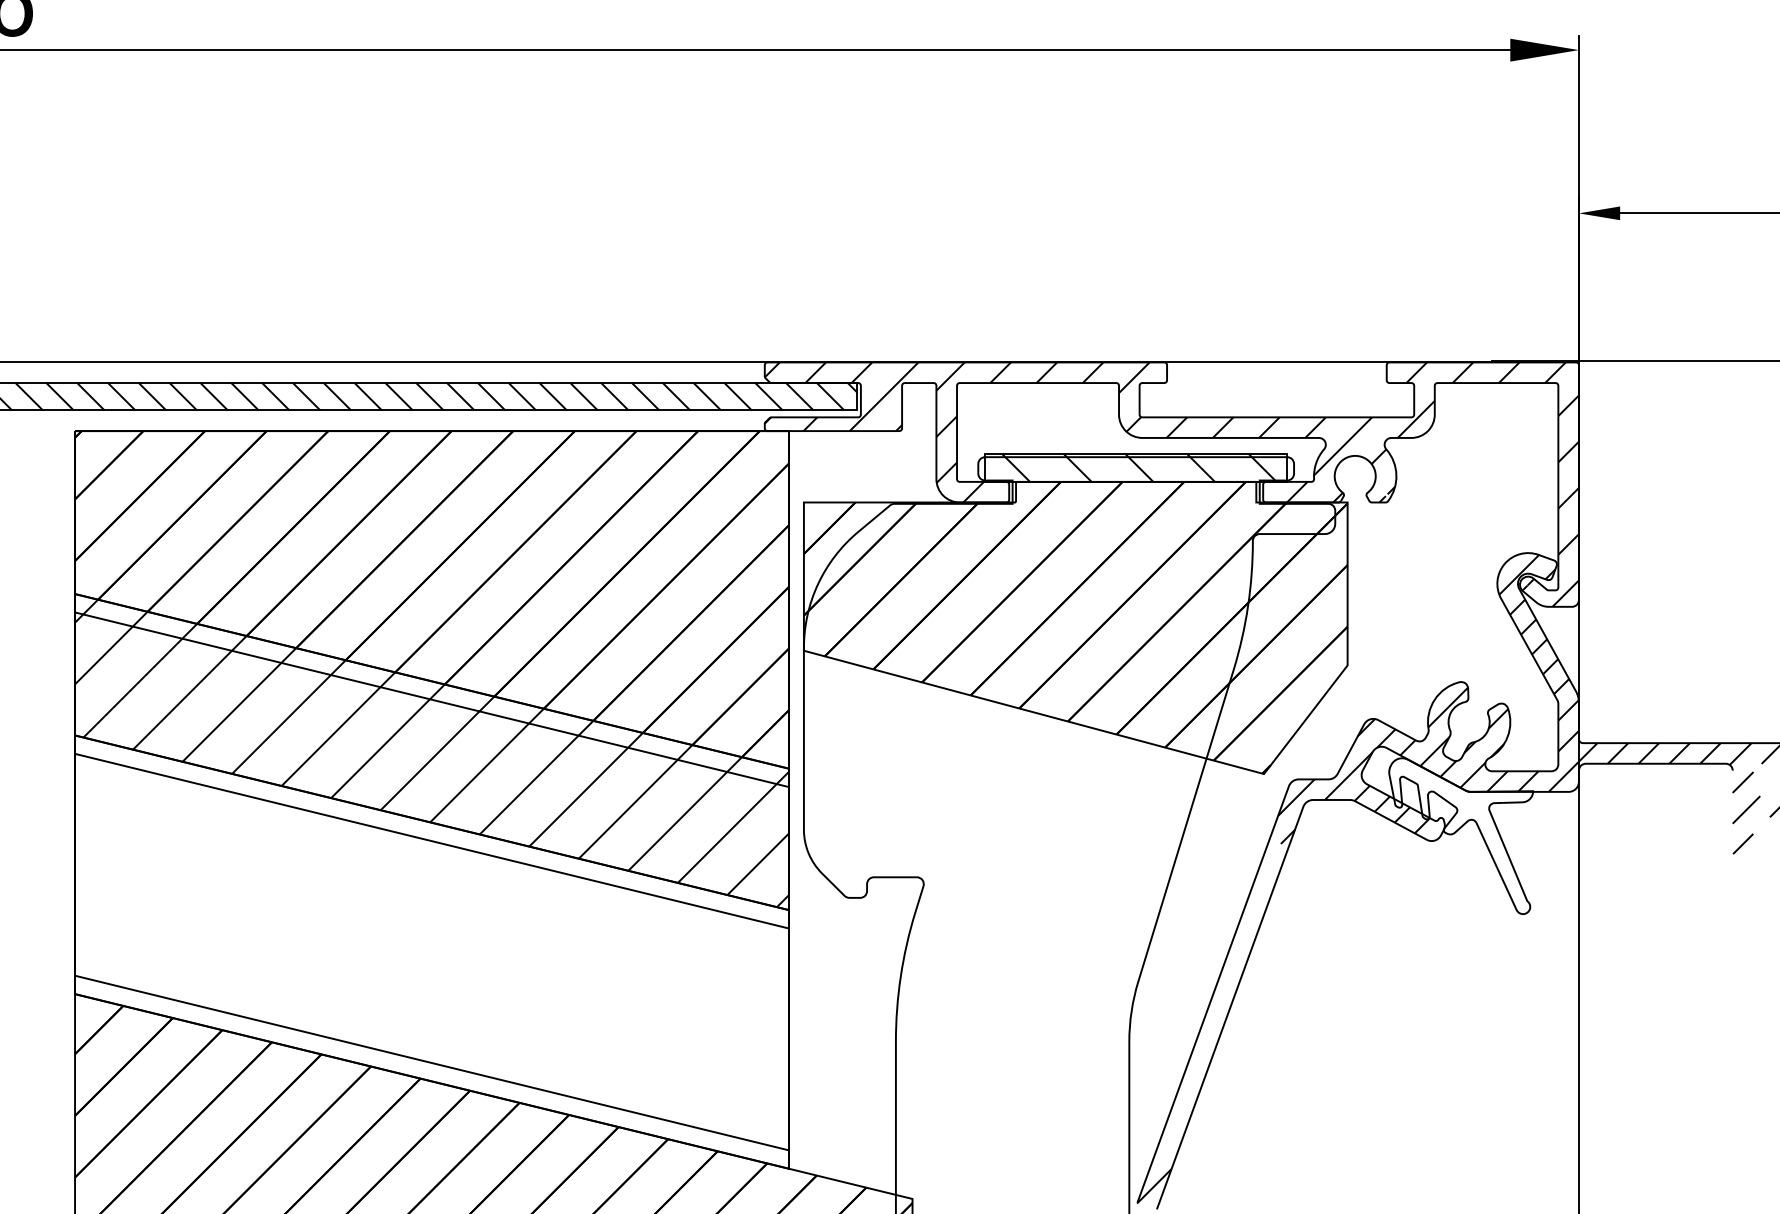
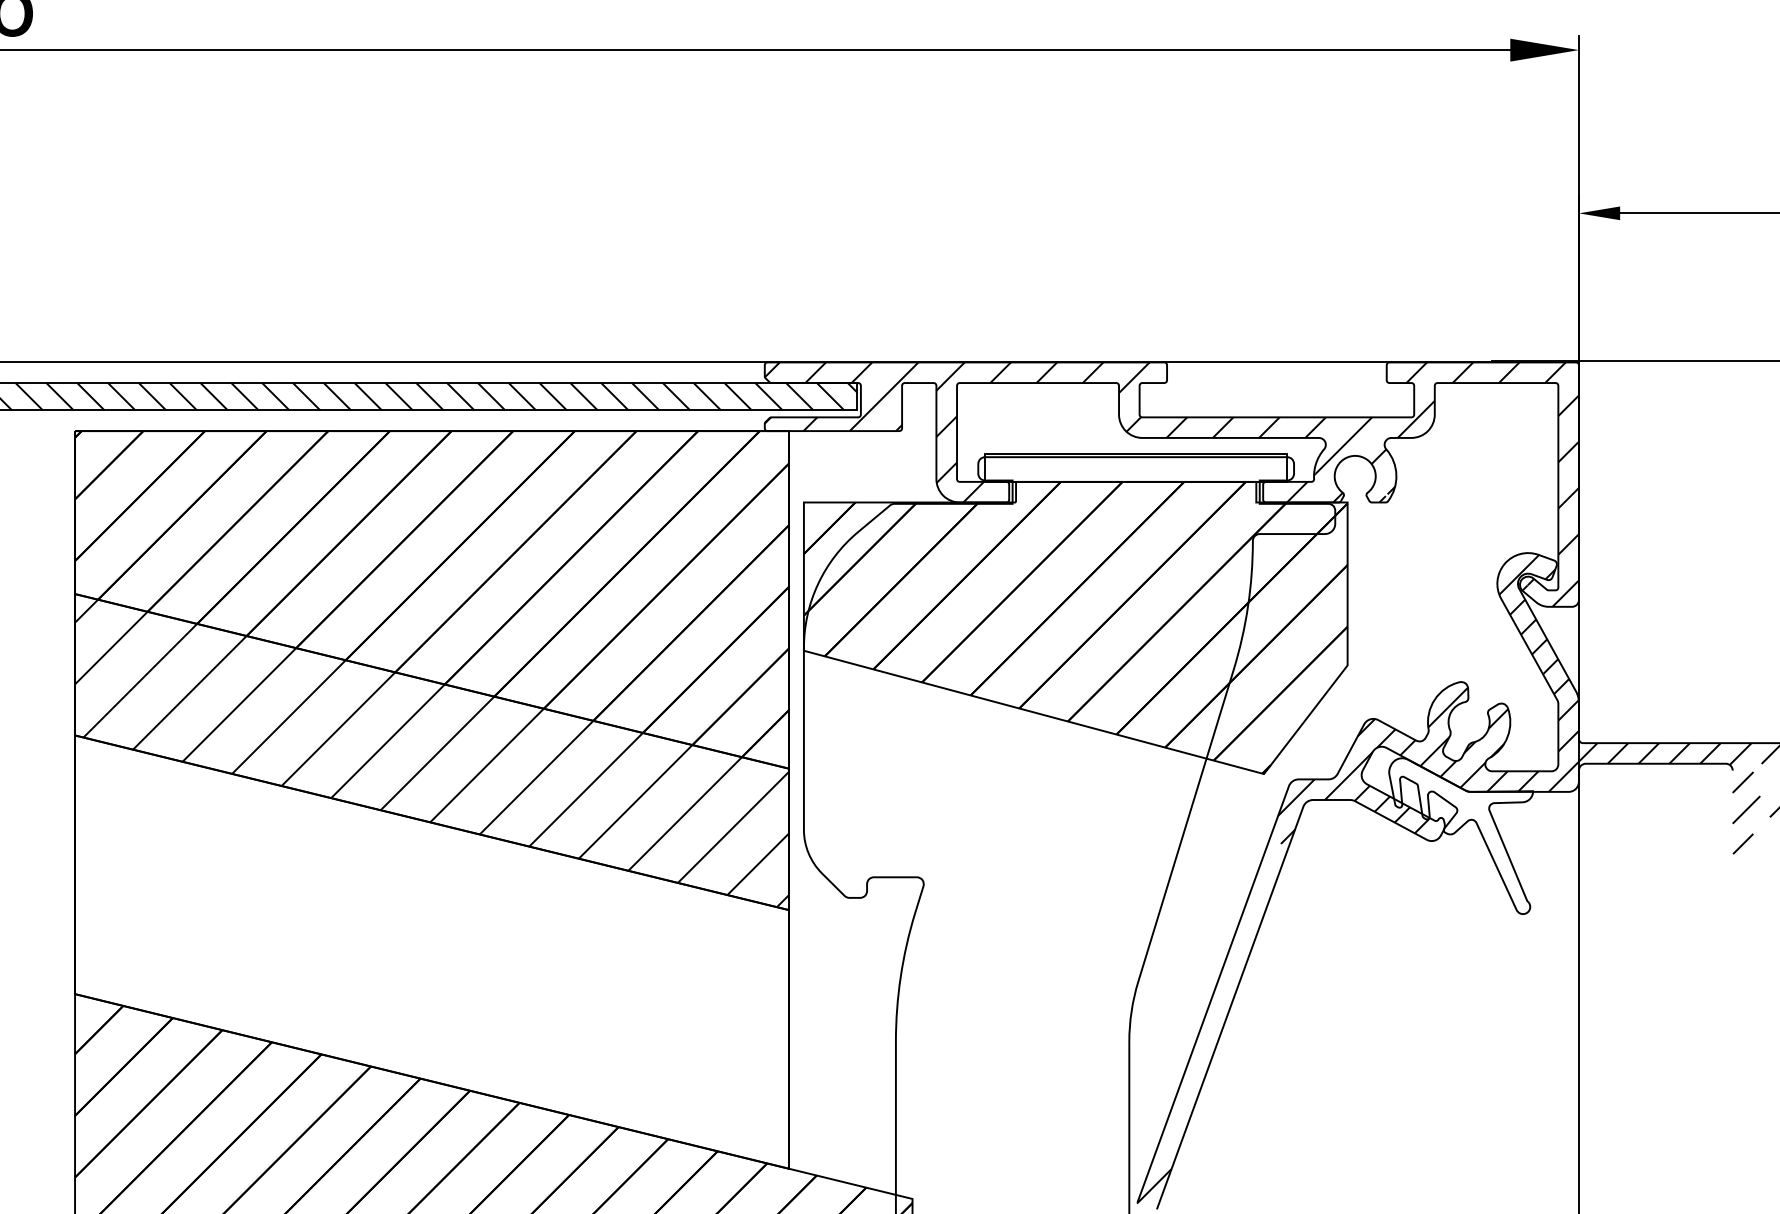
hatch: present -> none (1139, 467)
line: present -> none (431, 699)
line: present -> none (431, 840)
line: present -> none (431, 1062)
